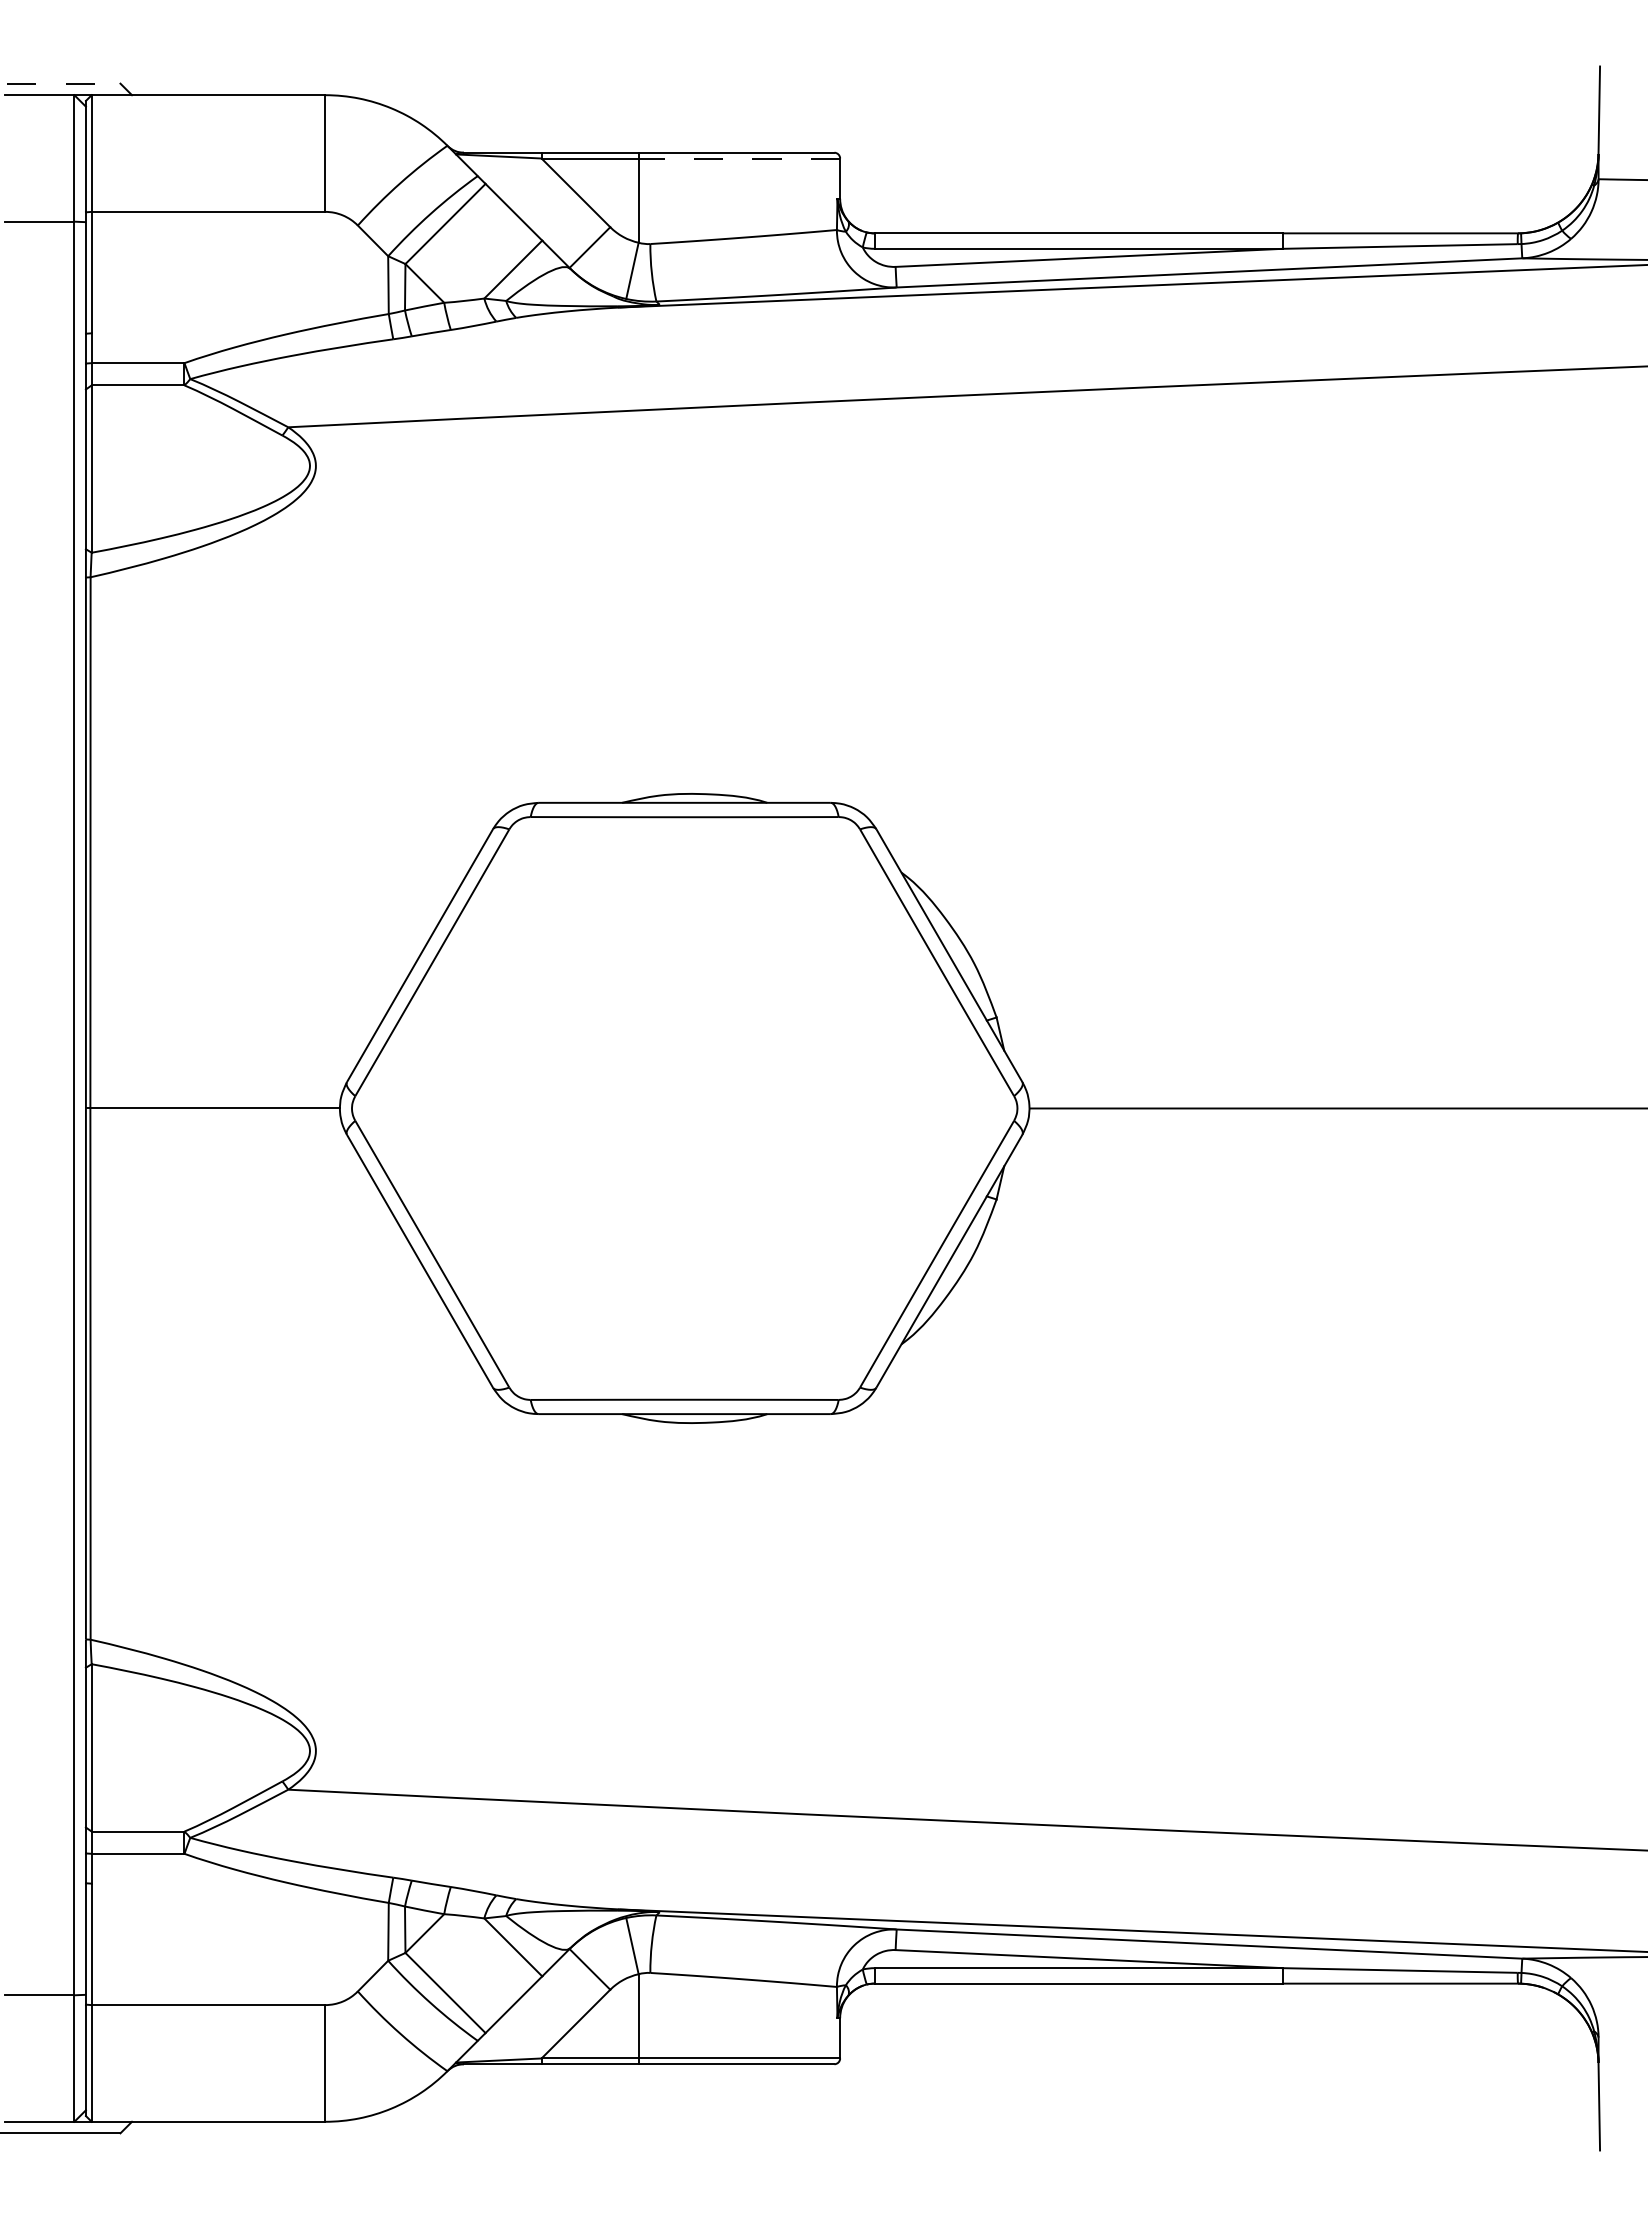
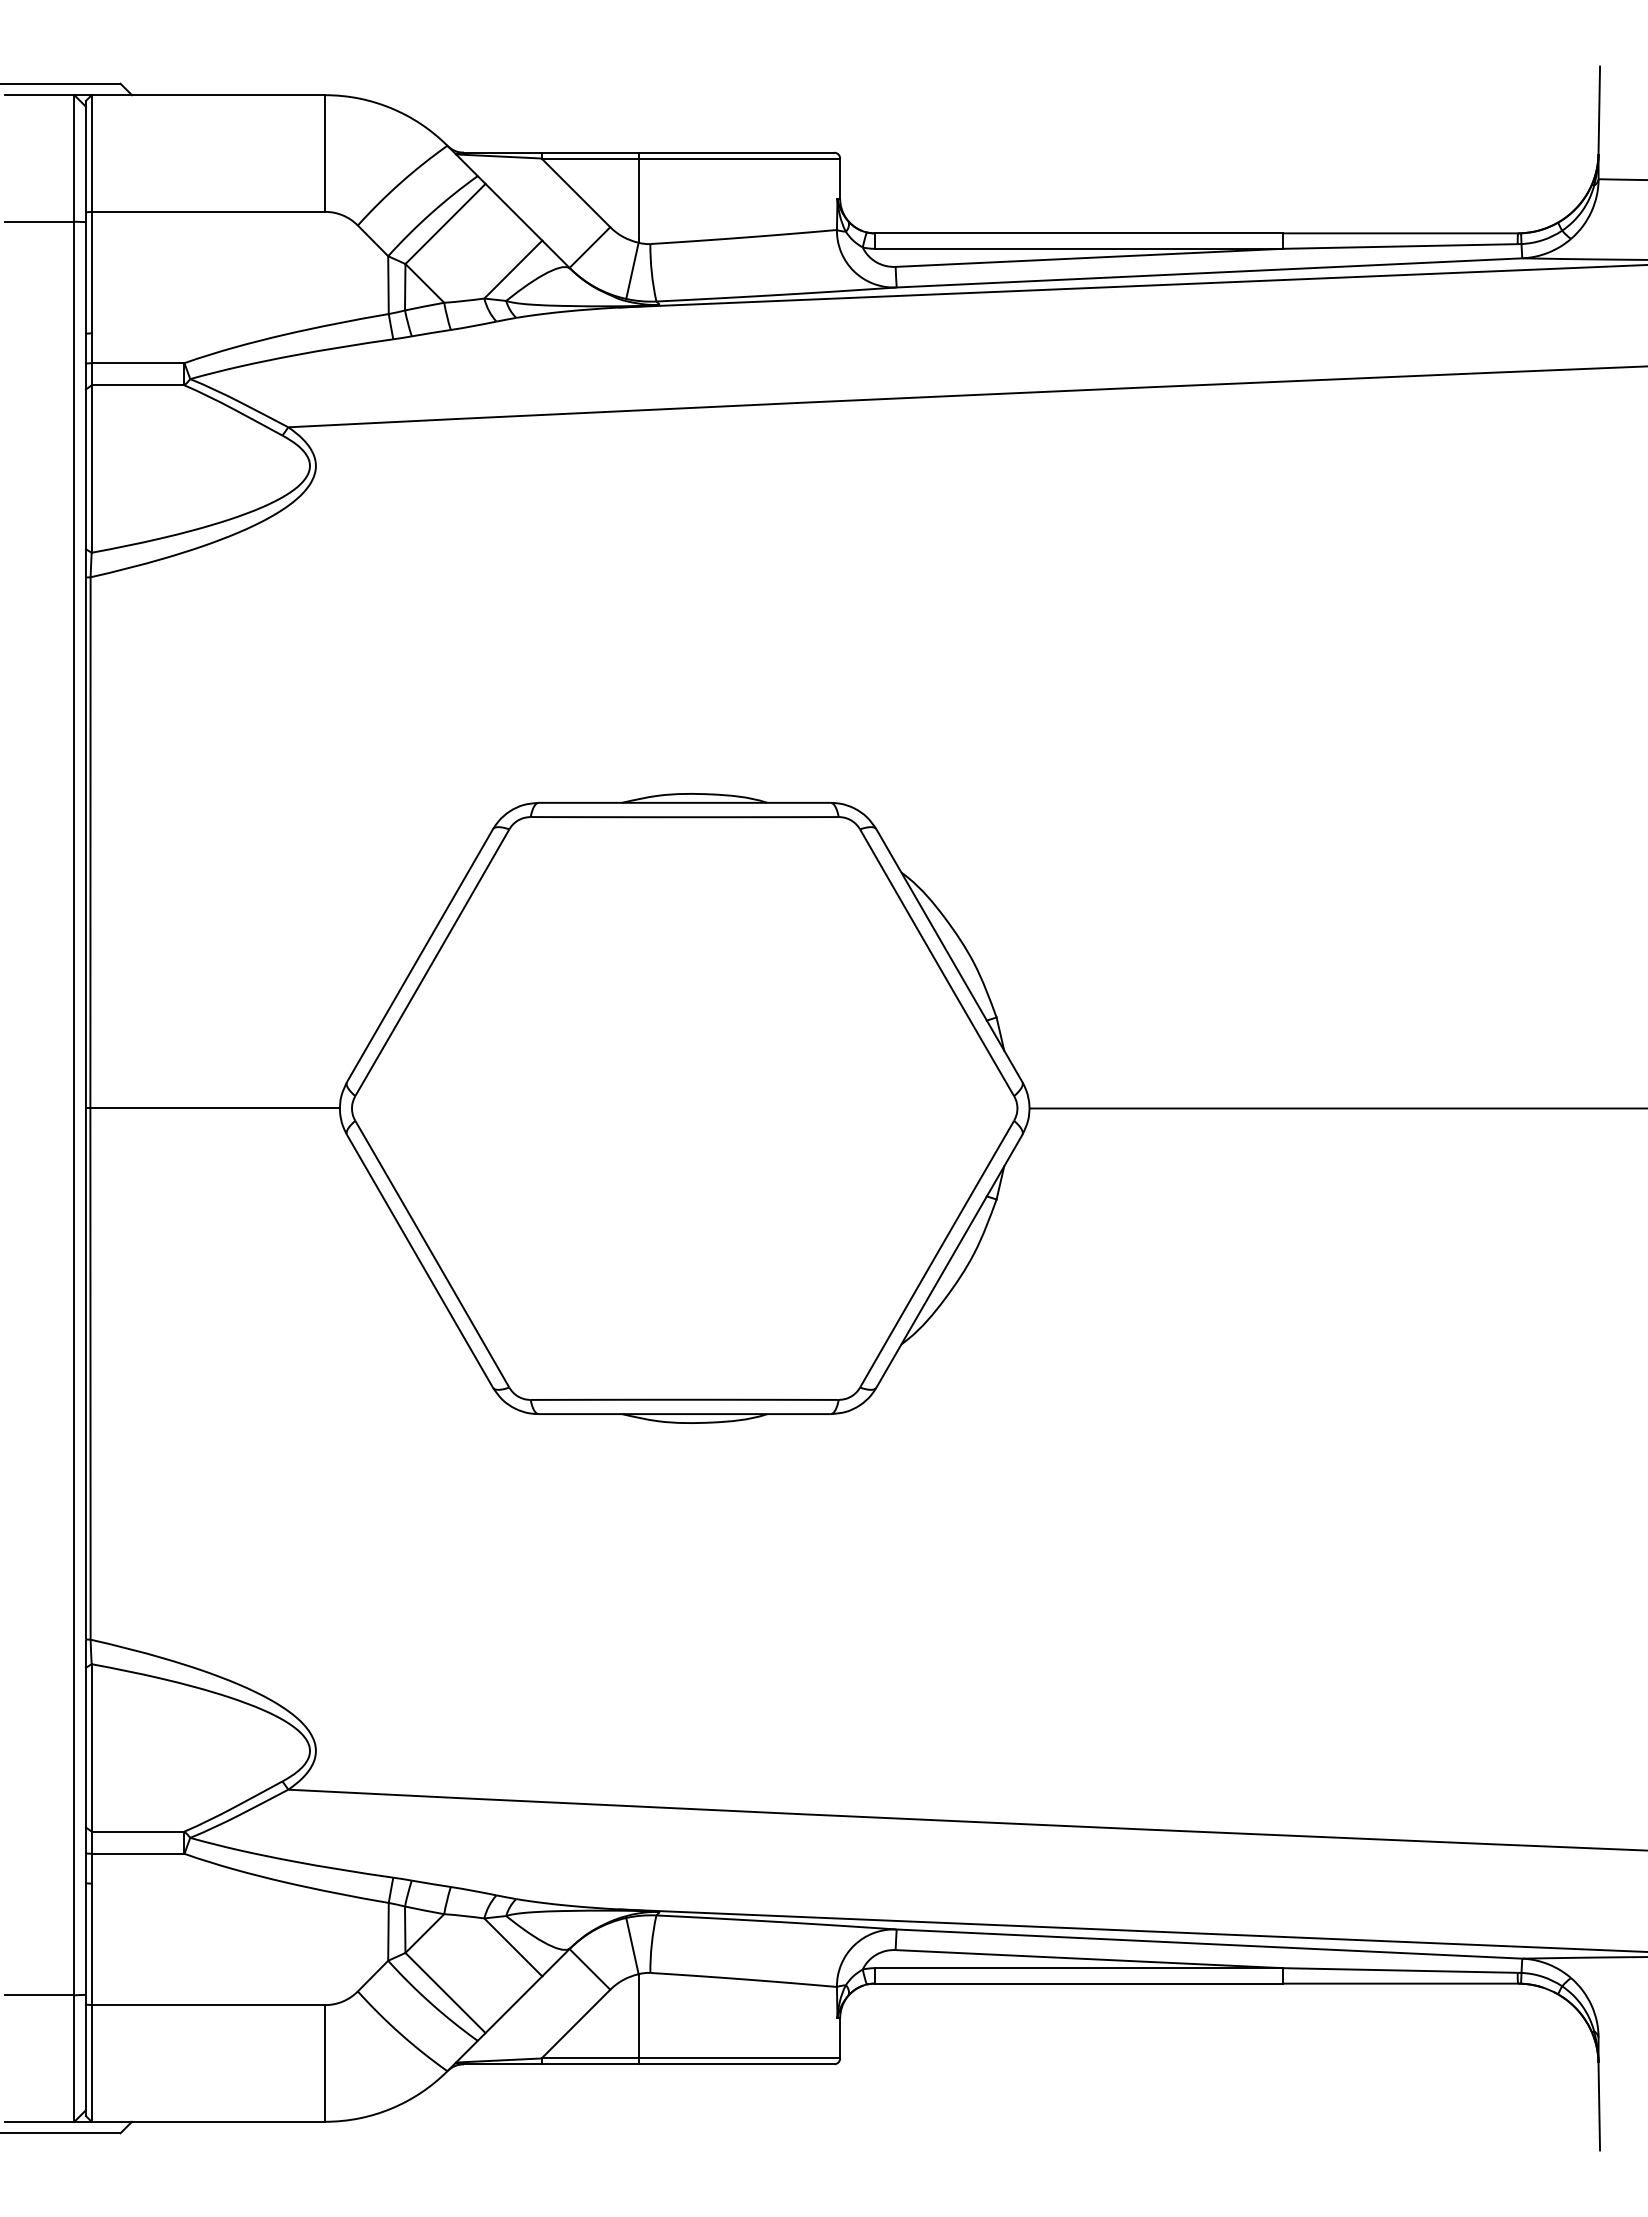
line: dashed -> solid (60, 83)
line: dashed -> solid (739, 158)
